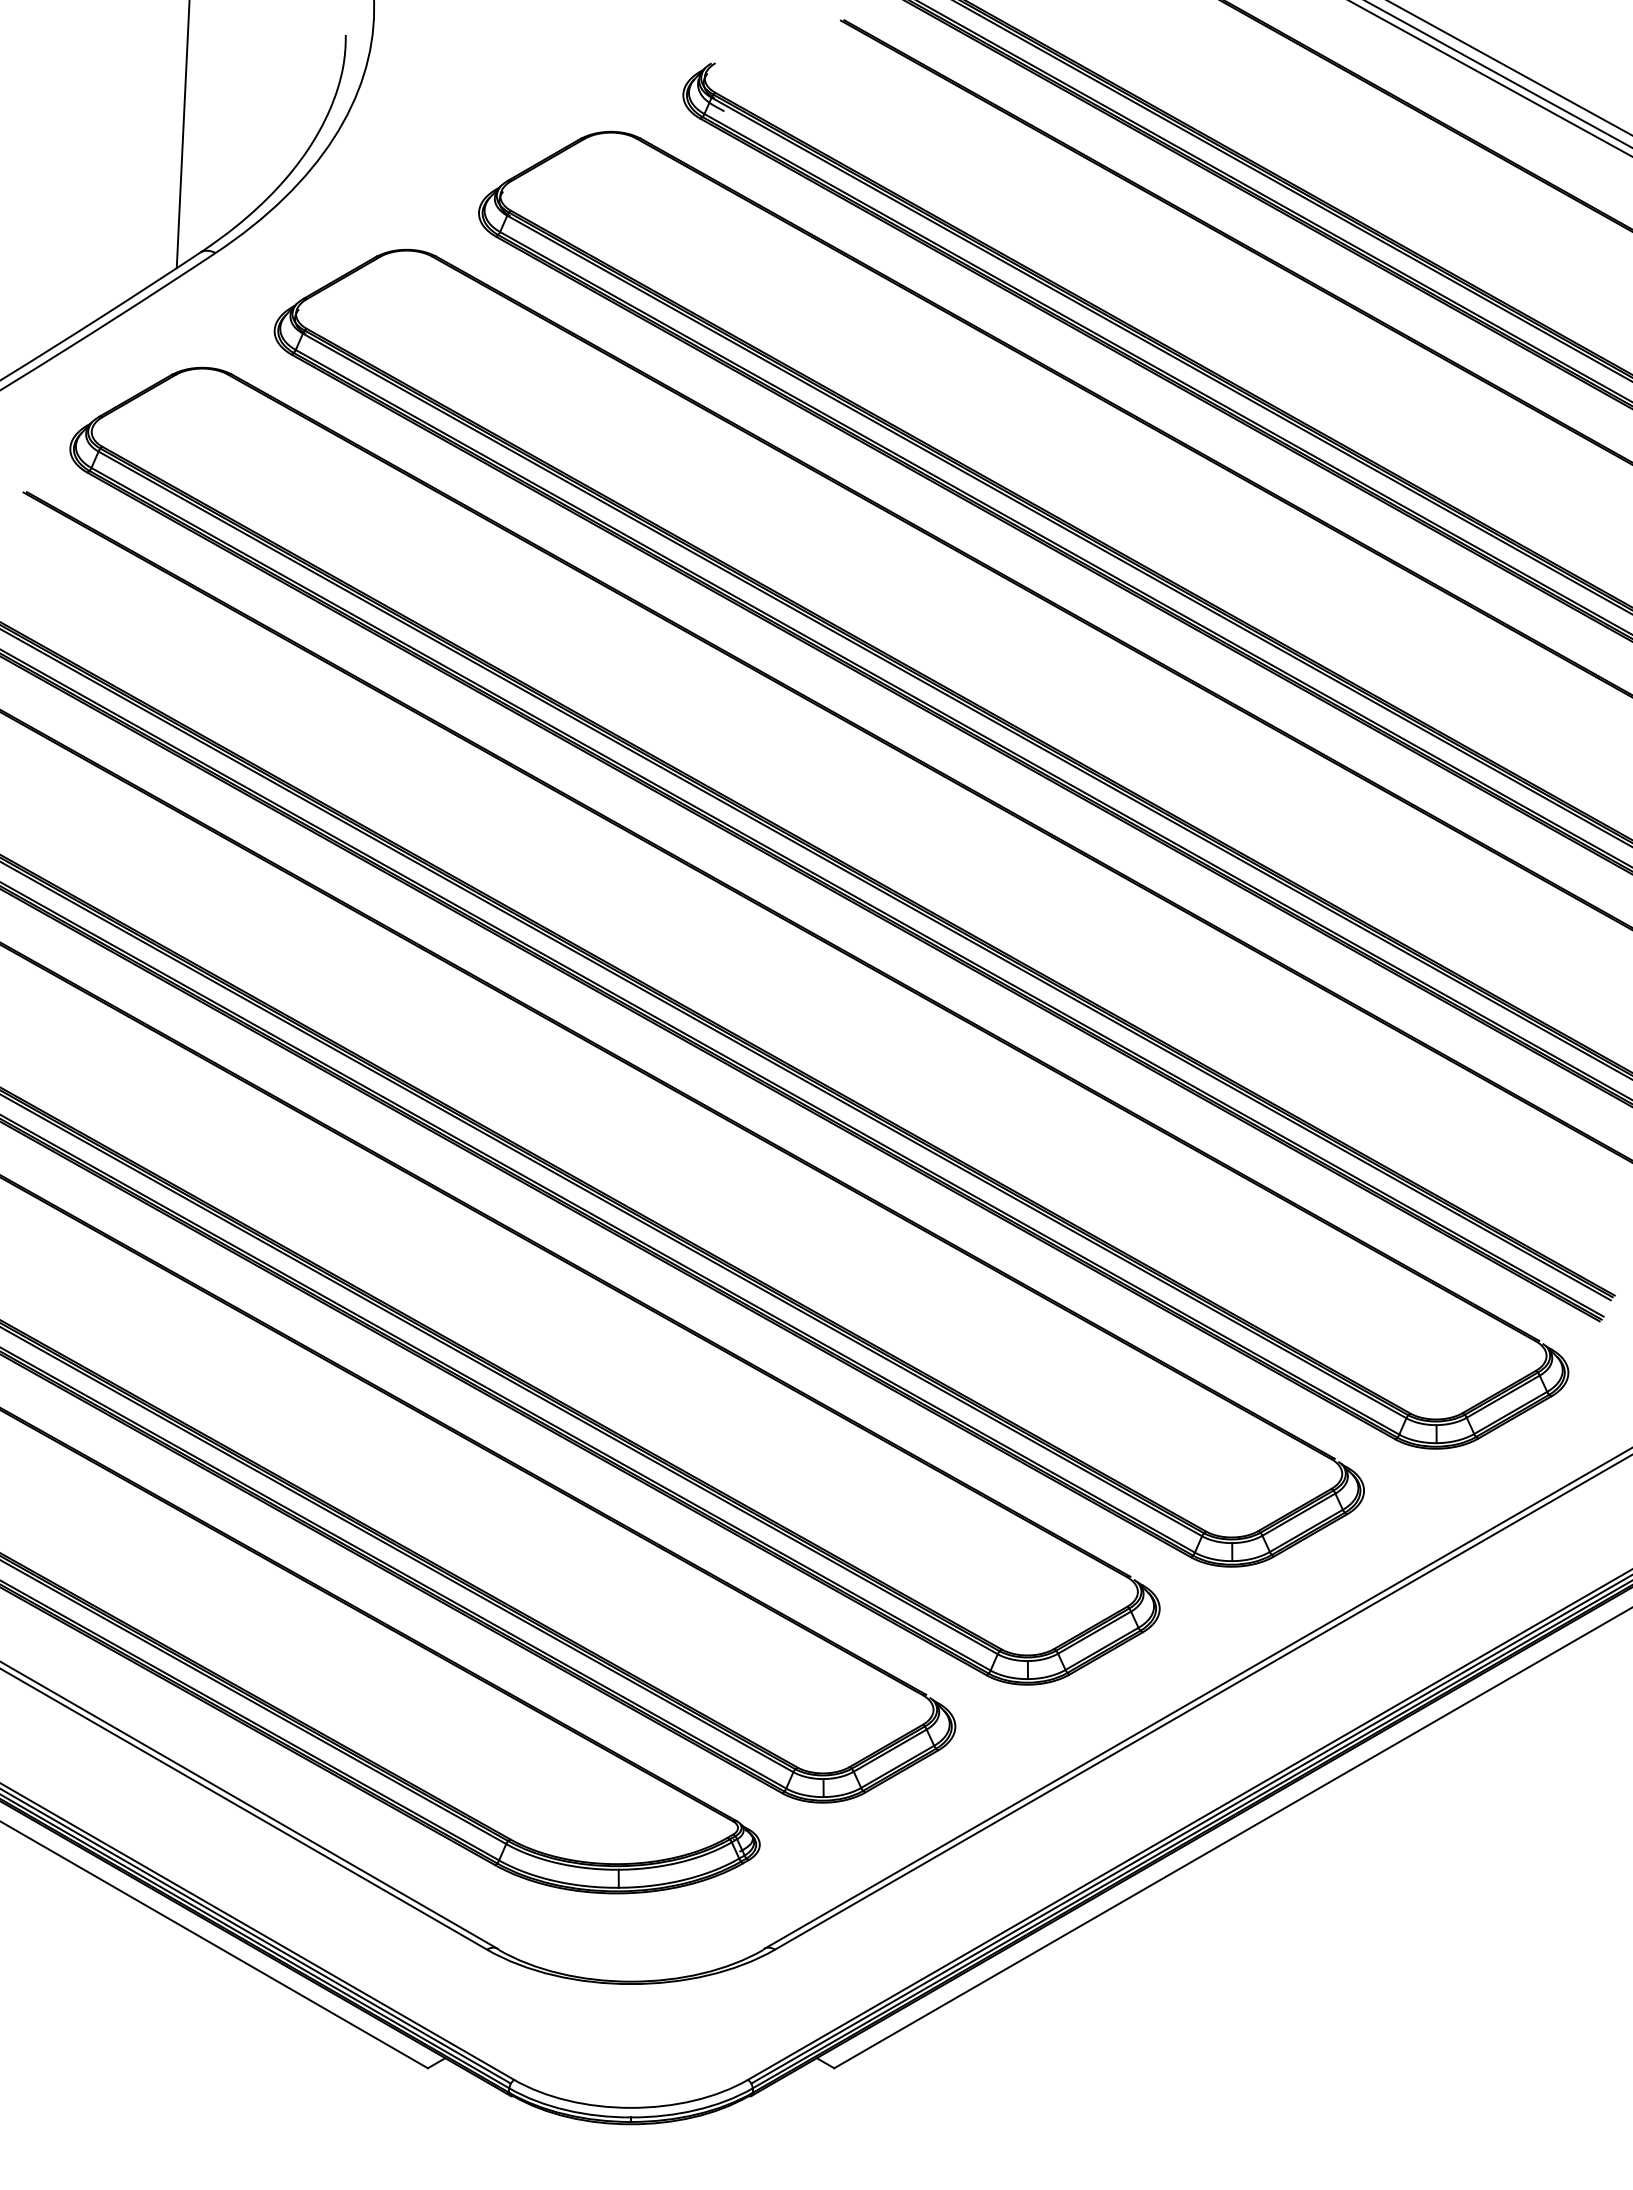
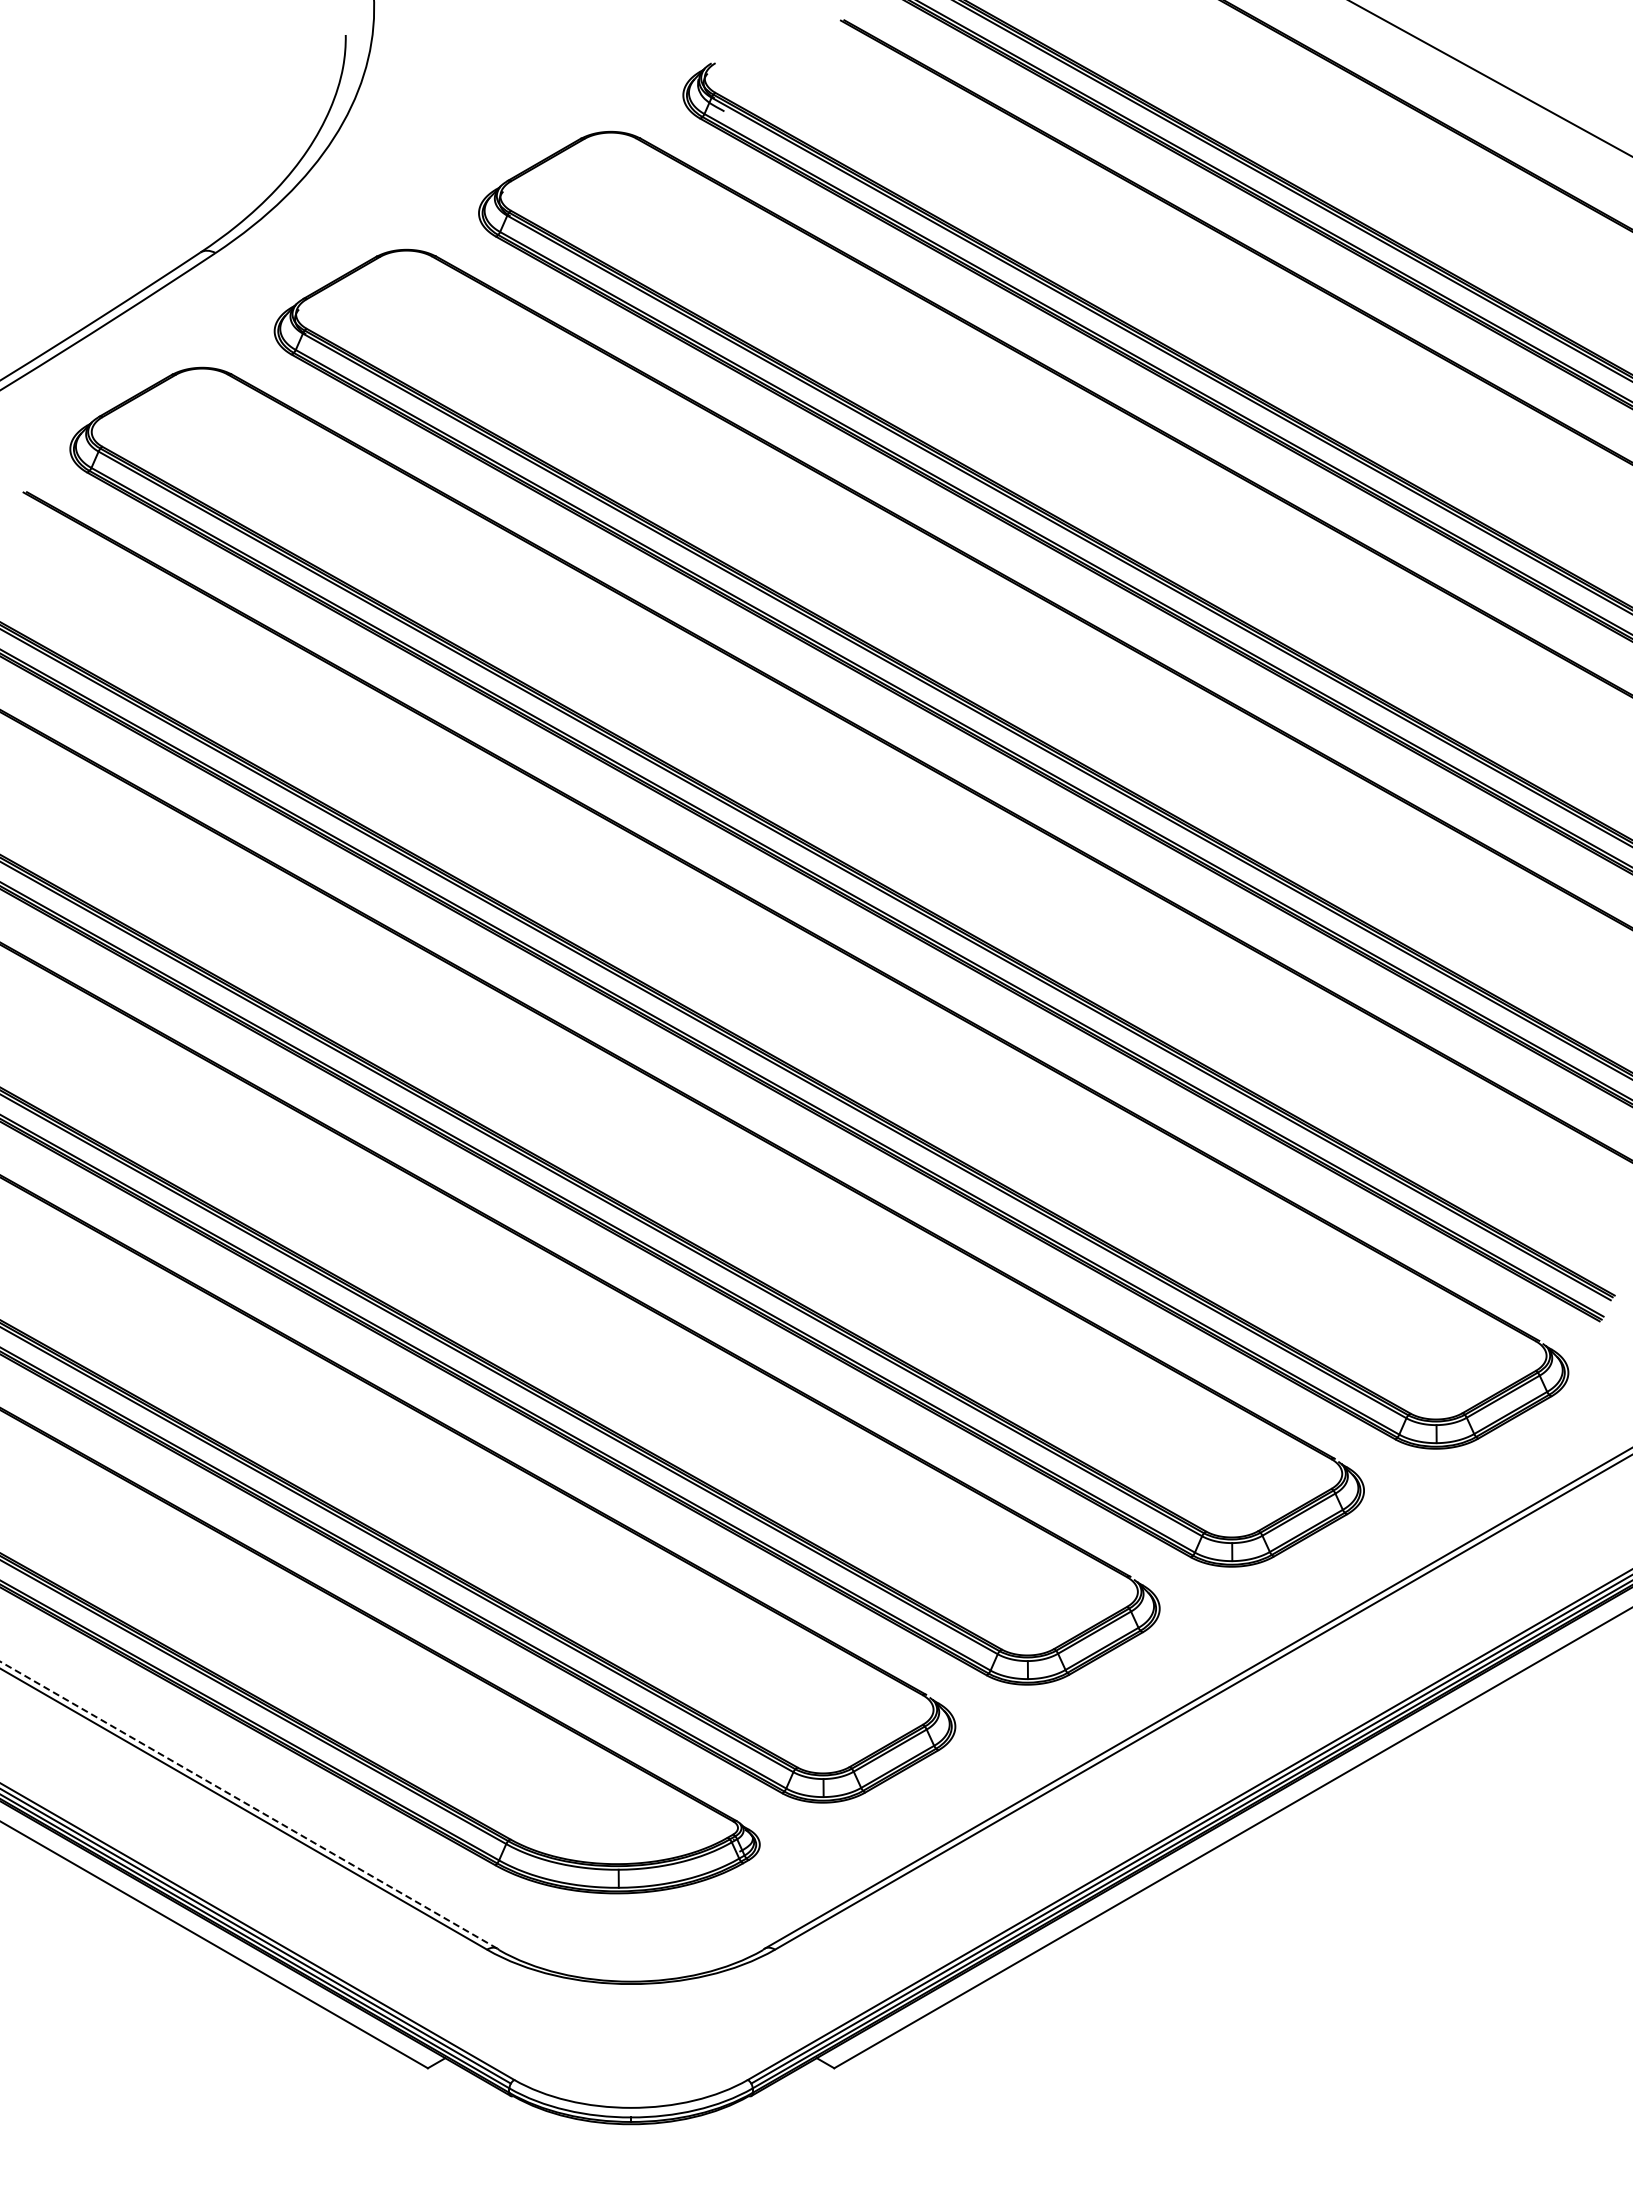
line: present -> none (1509, 67)
line: present -> none (1498, 74)
line: present -> none (182, 134)
line: solid -> dashed (248, 1805)
